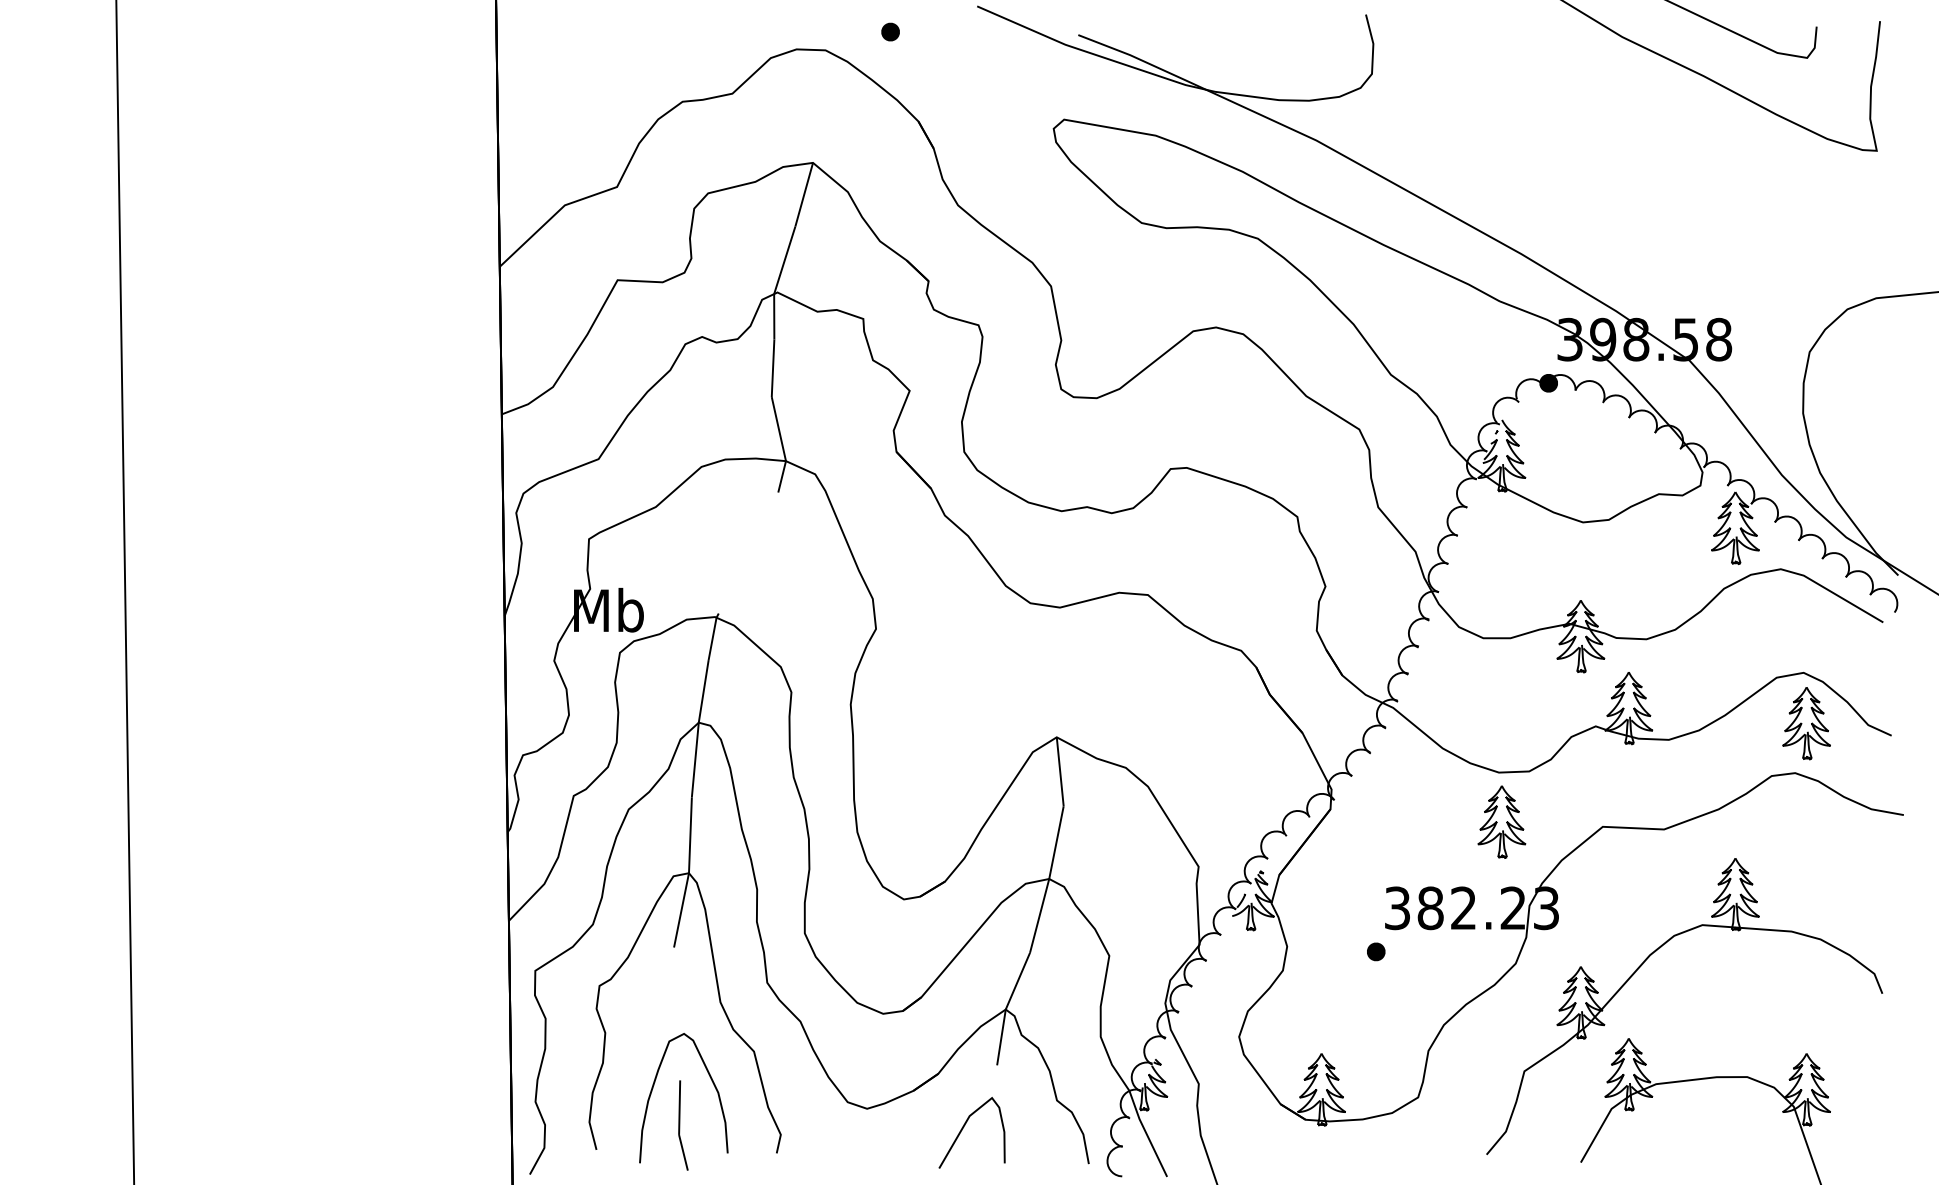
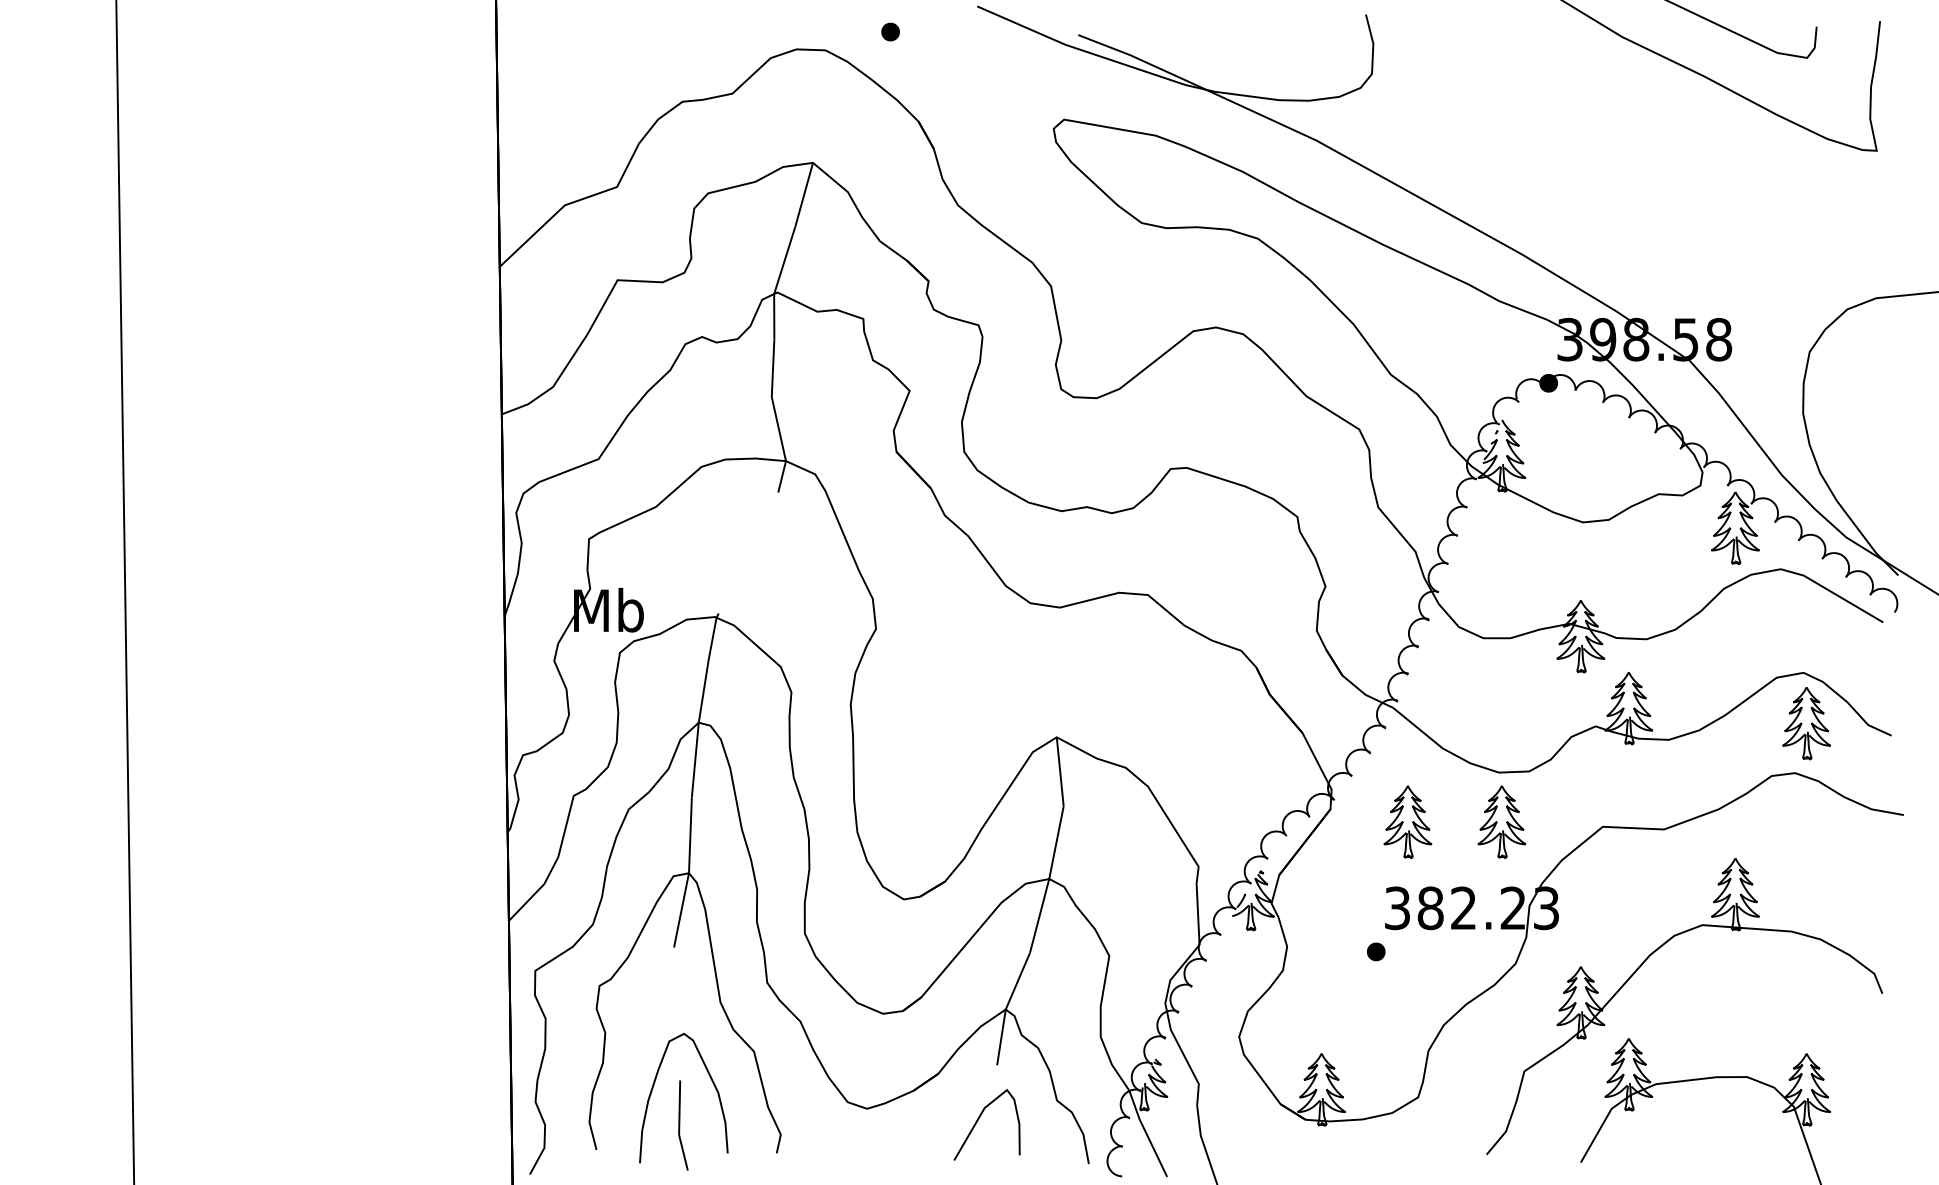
part: none -> present (1407, 821)
curve position: (964, 1127) -> (979, 1119) (979, 1119)
